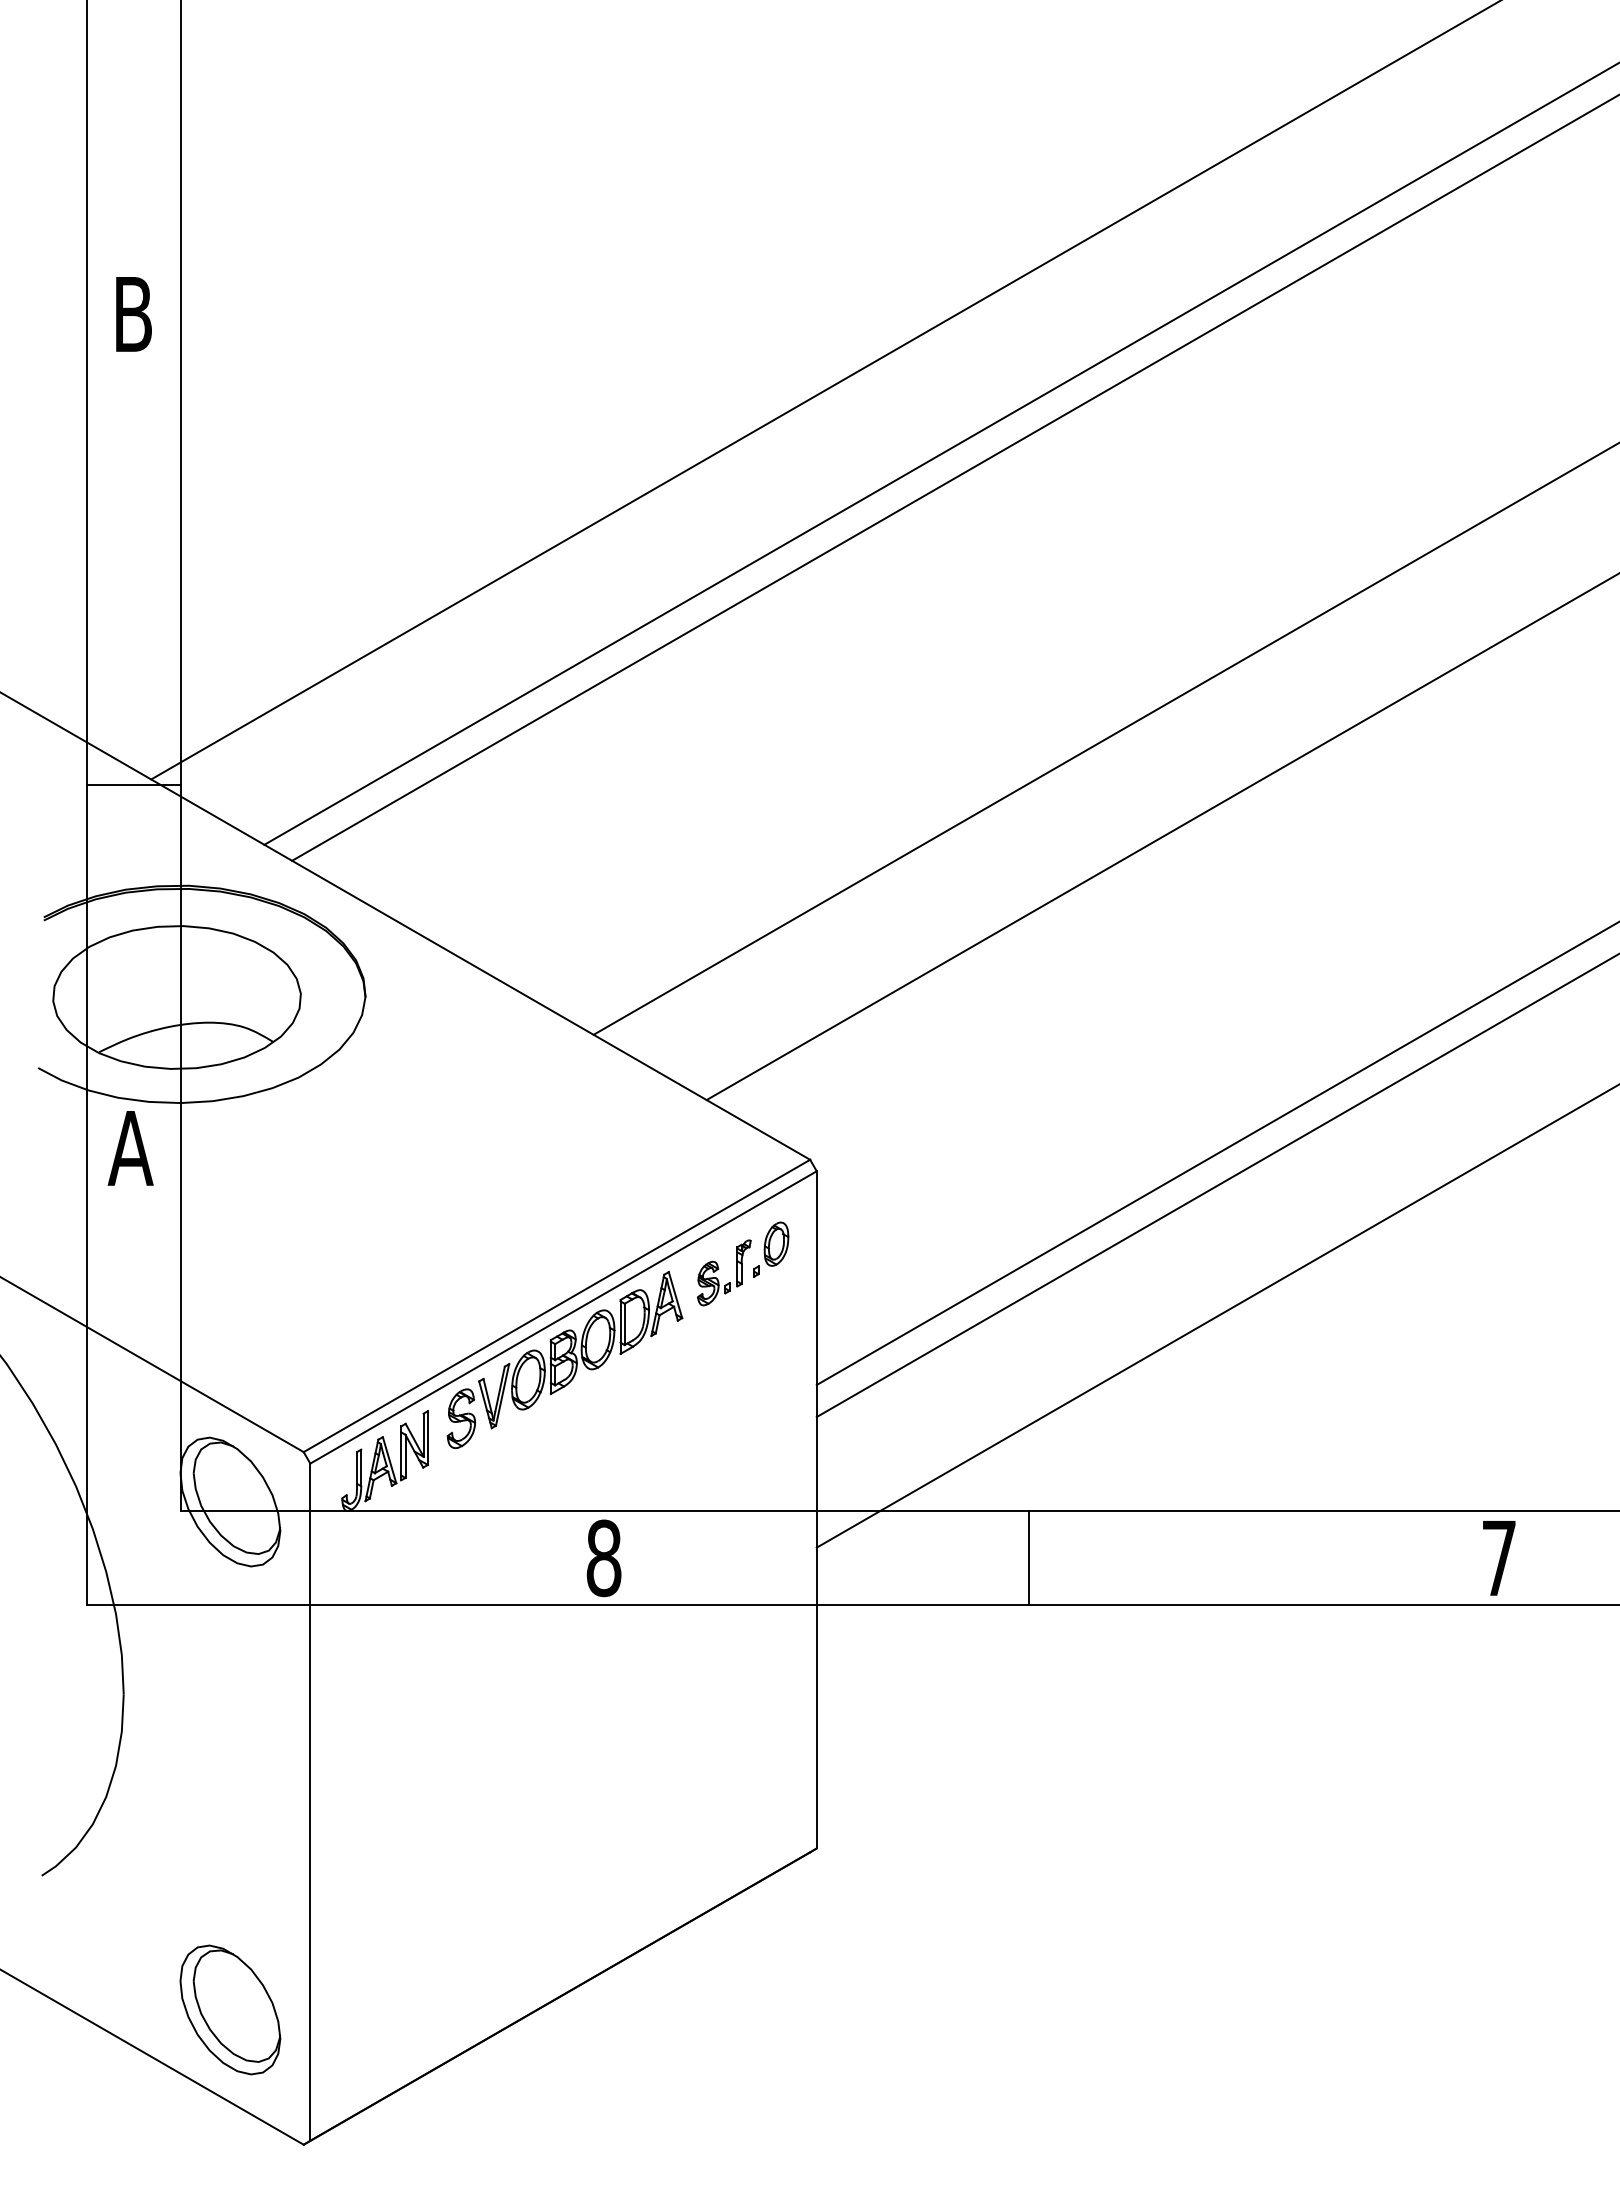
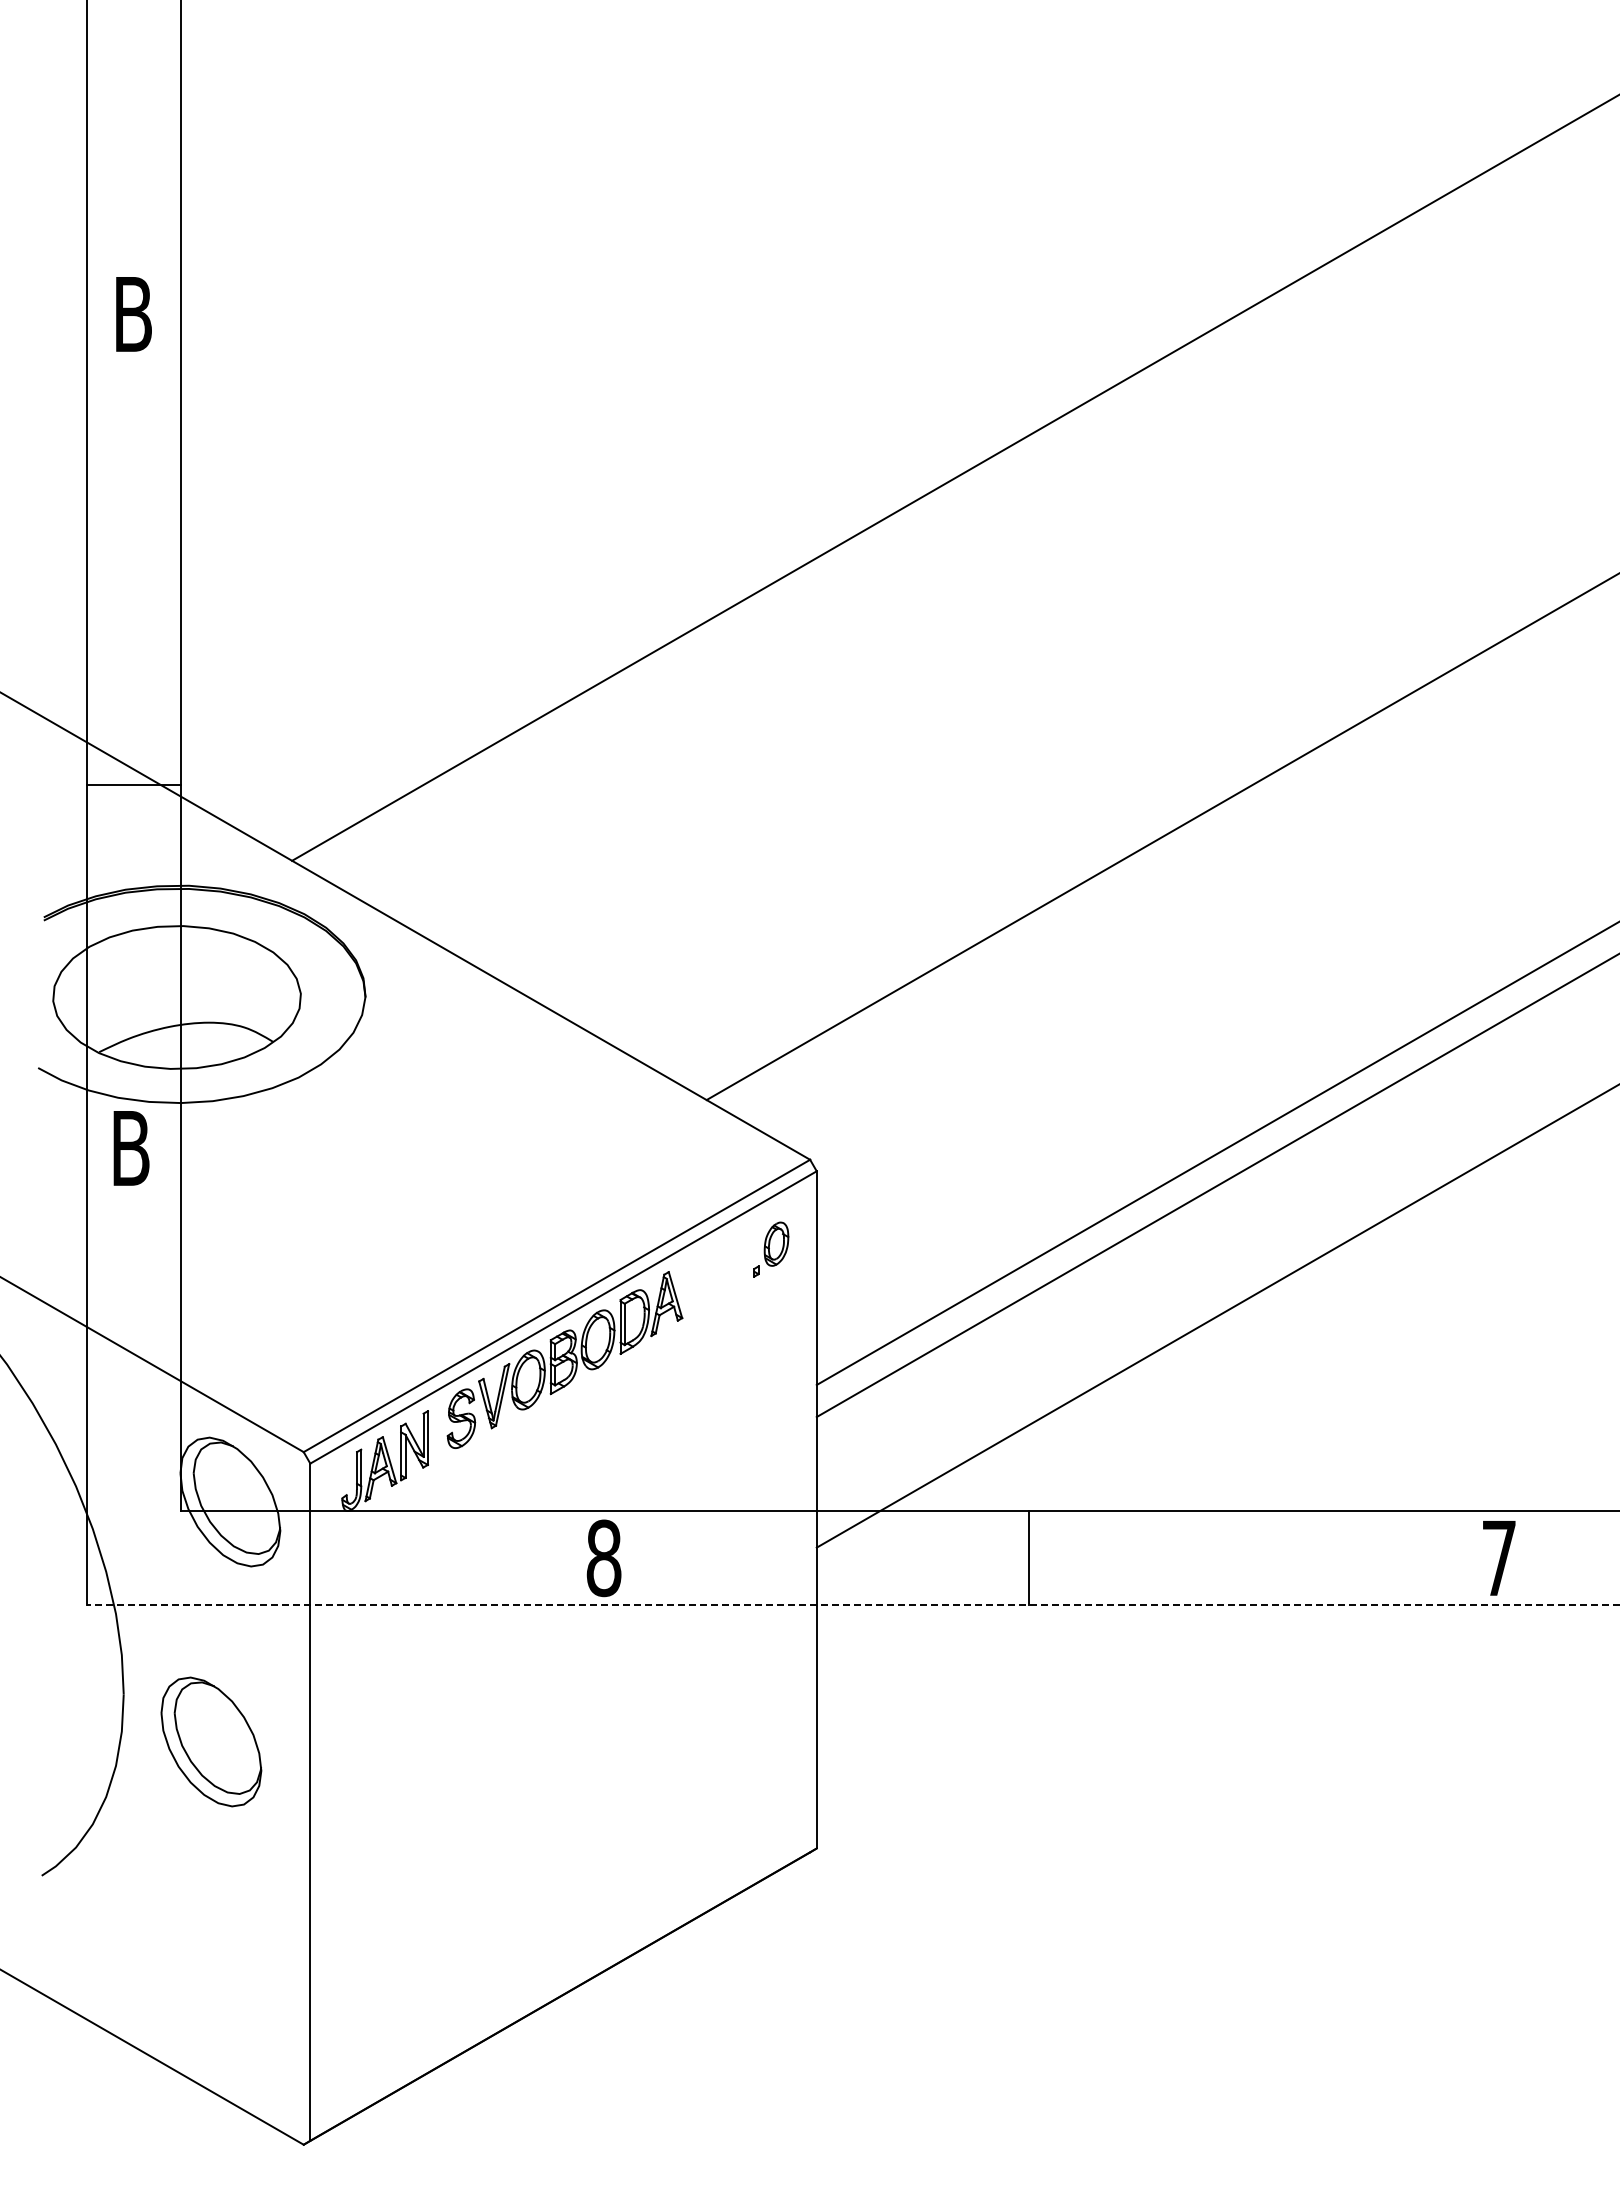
line: present -> none (824, 390)
line: present -> none (940, 454)
line: present -> none (1104, 739)
text: A -> B (130, 1148)
part: present -> none (719, 1268)
line: solid -> dashed (853, 1605)
part position: (230, 2009) -> (211, 1741) (211, 1741)
